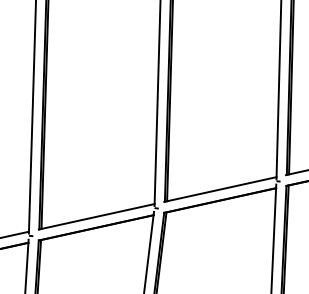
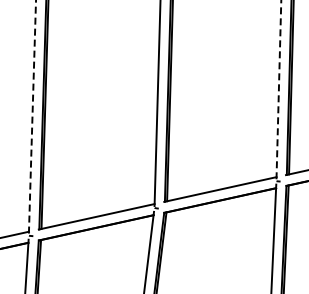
line: solid -> dashed (278, 89)
line: solid -> dashed (32, 116)
